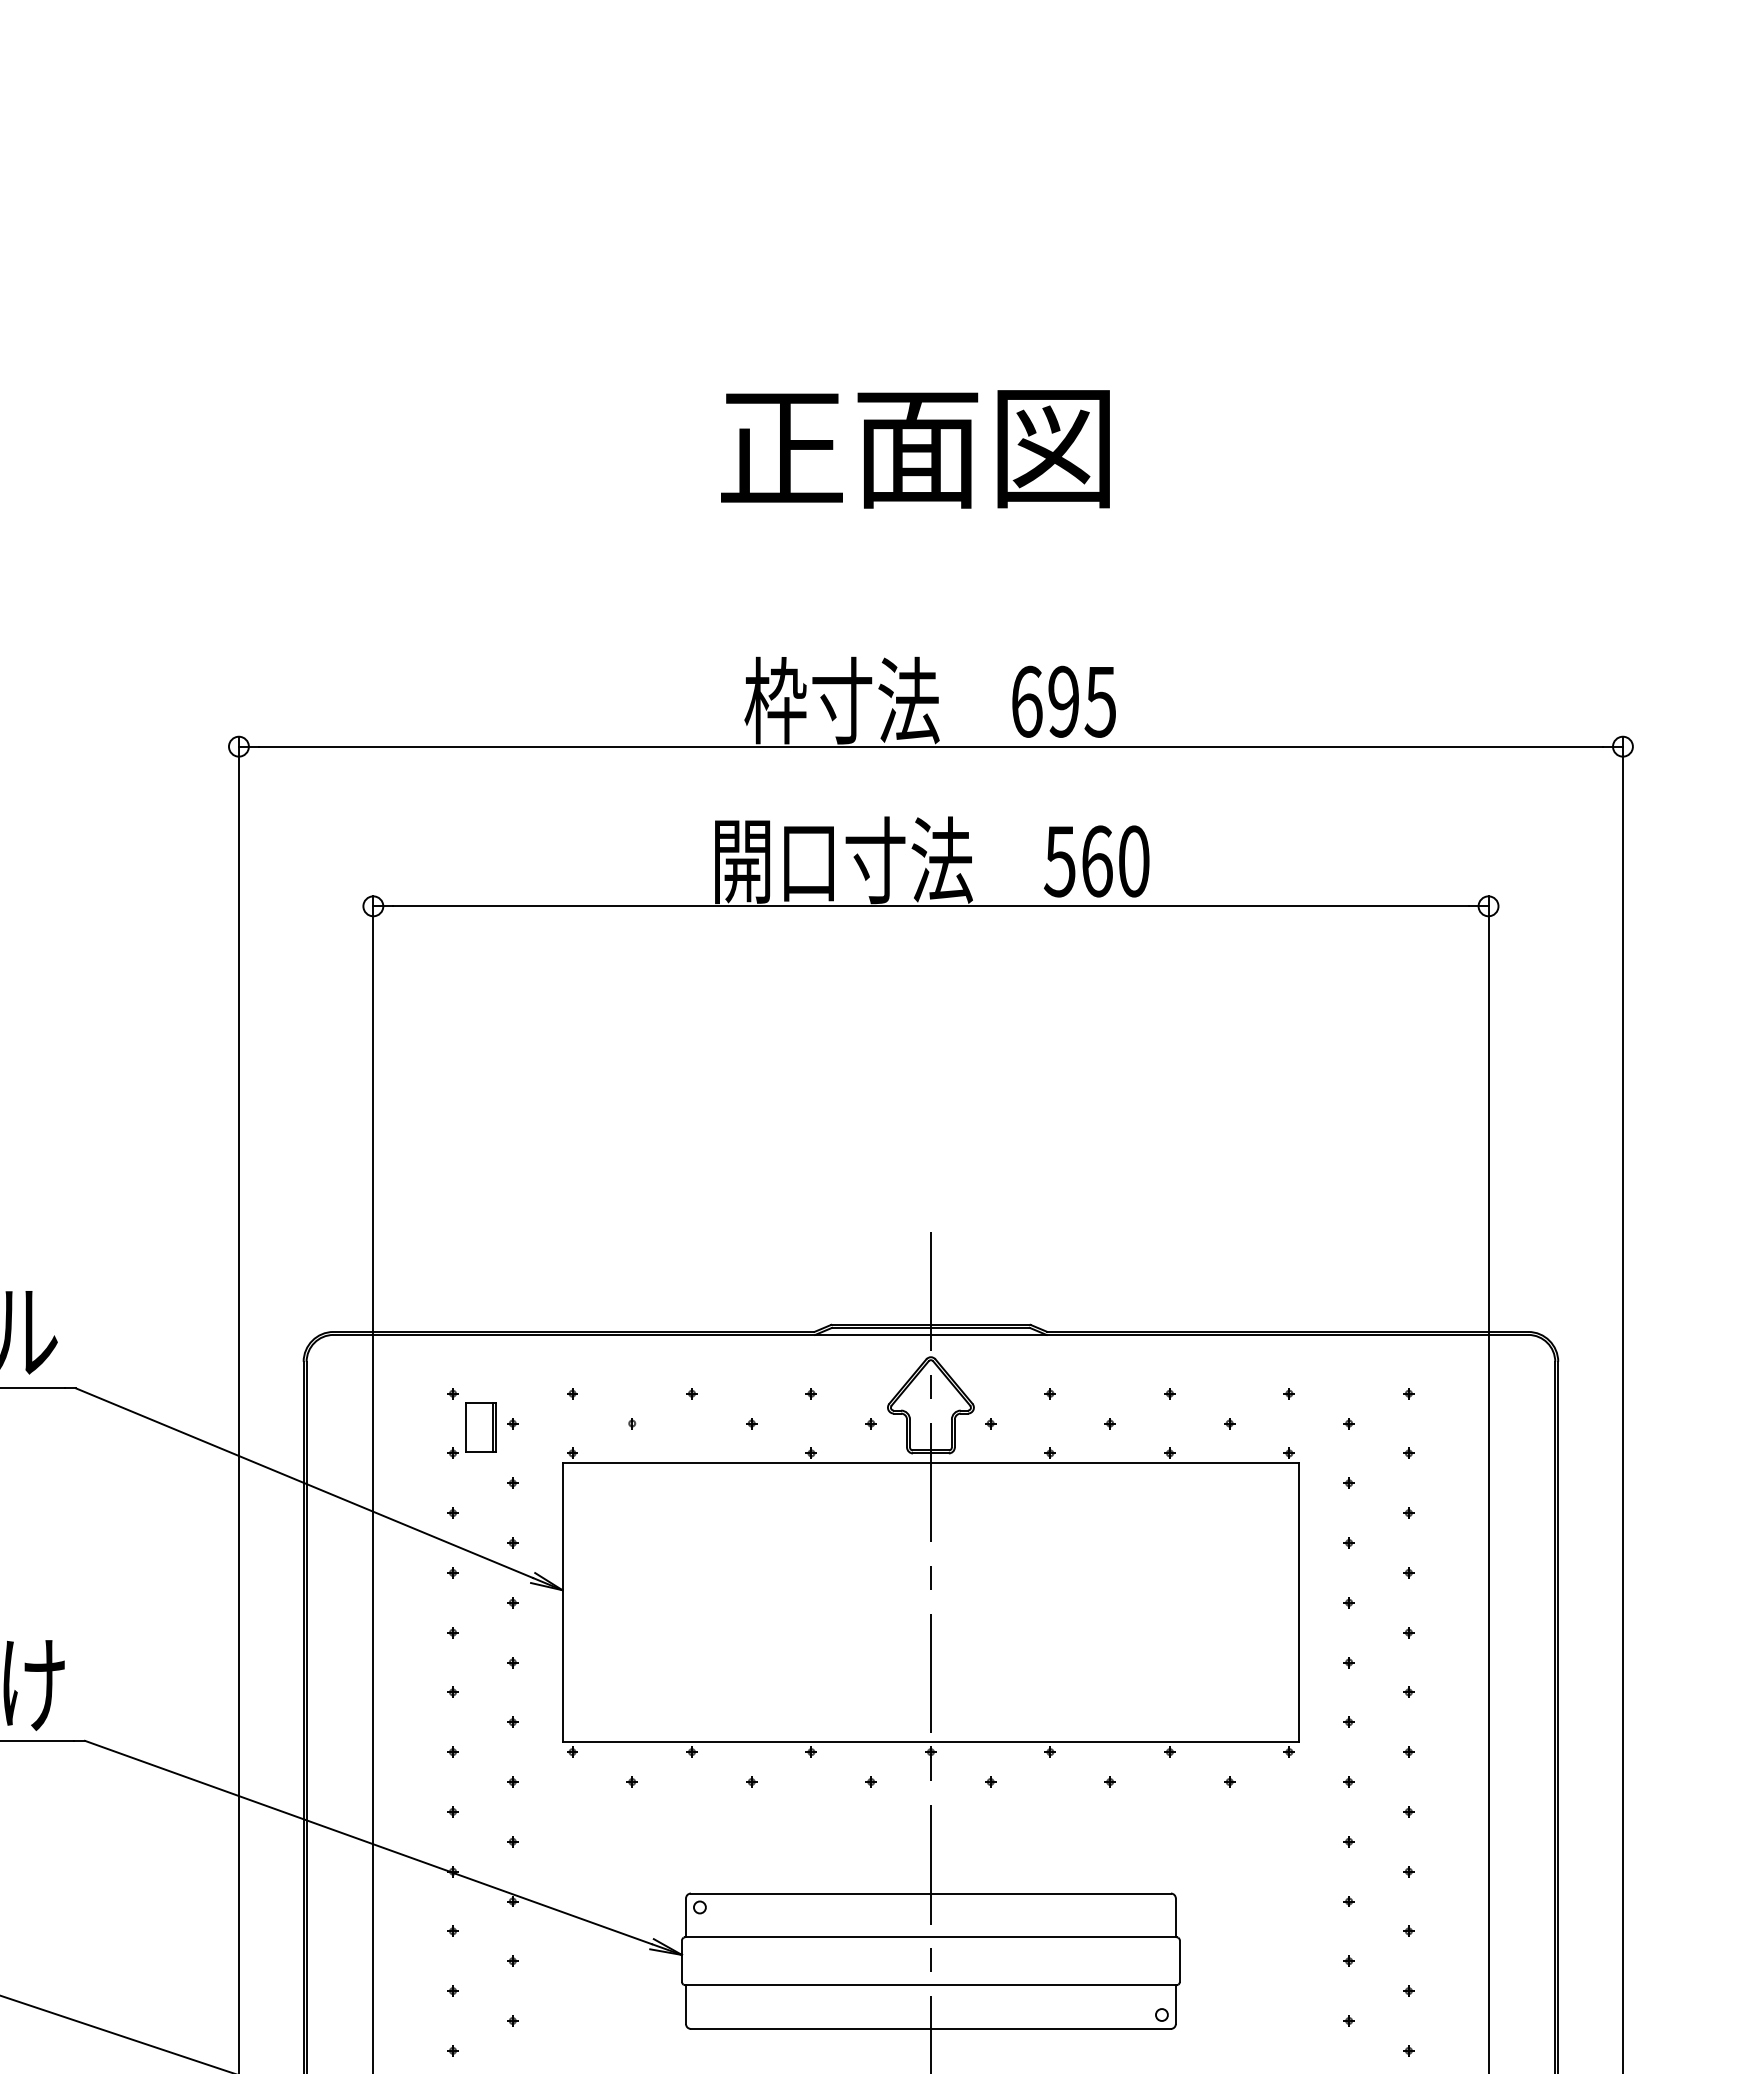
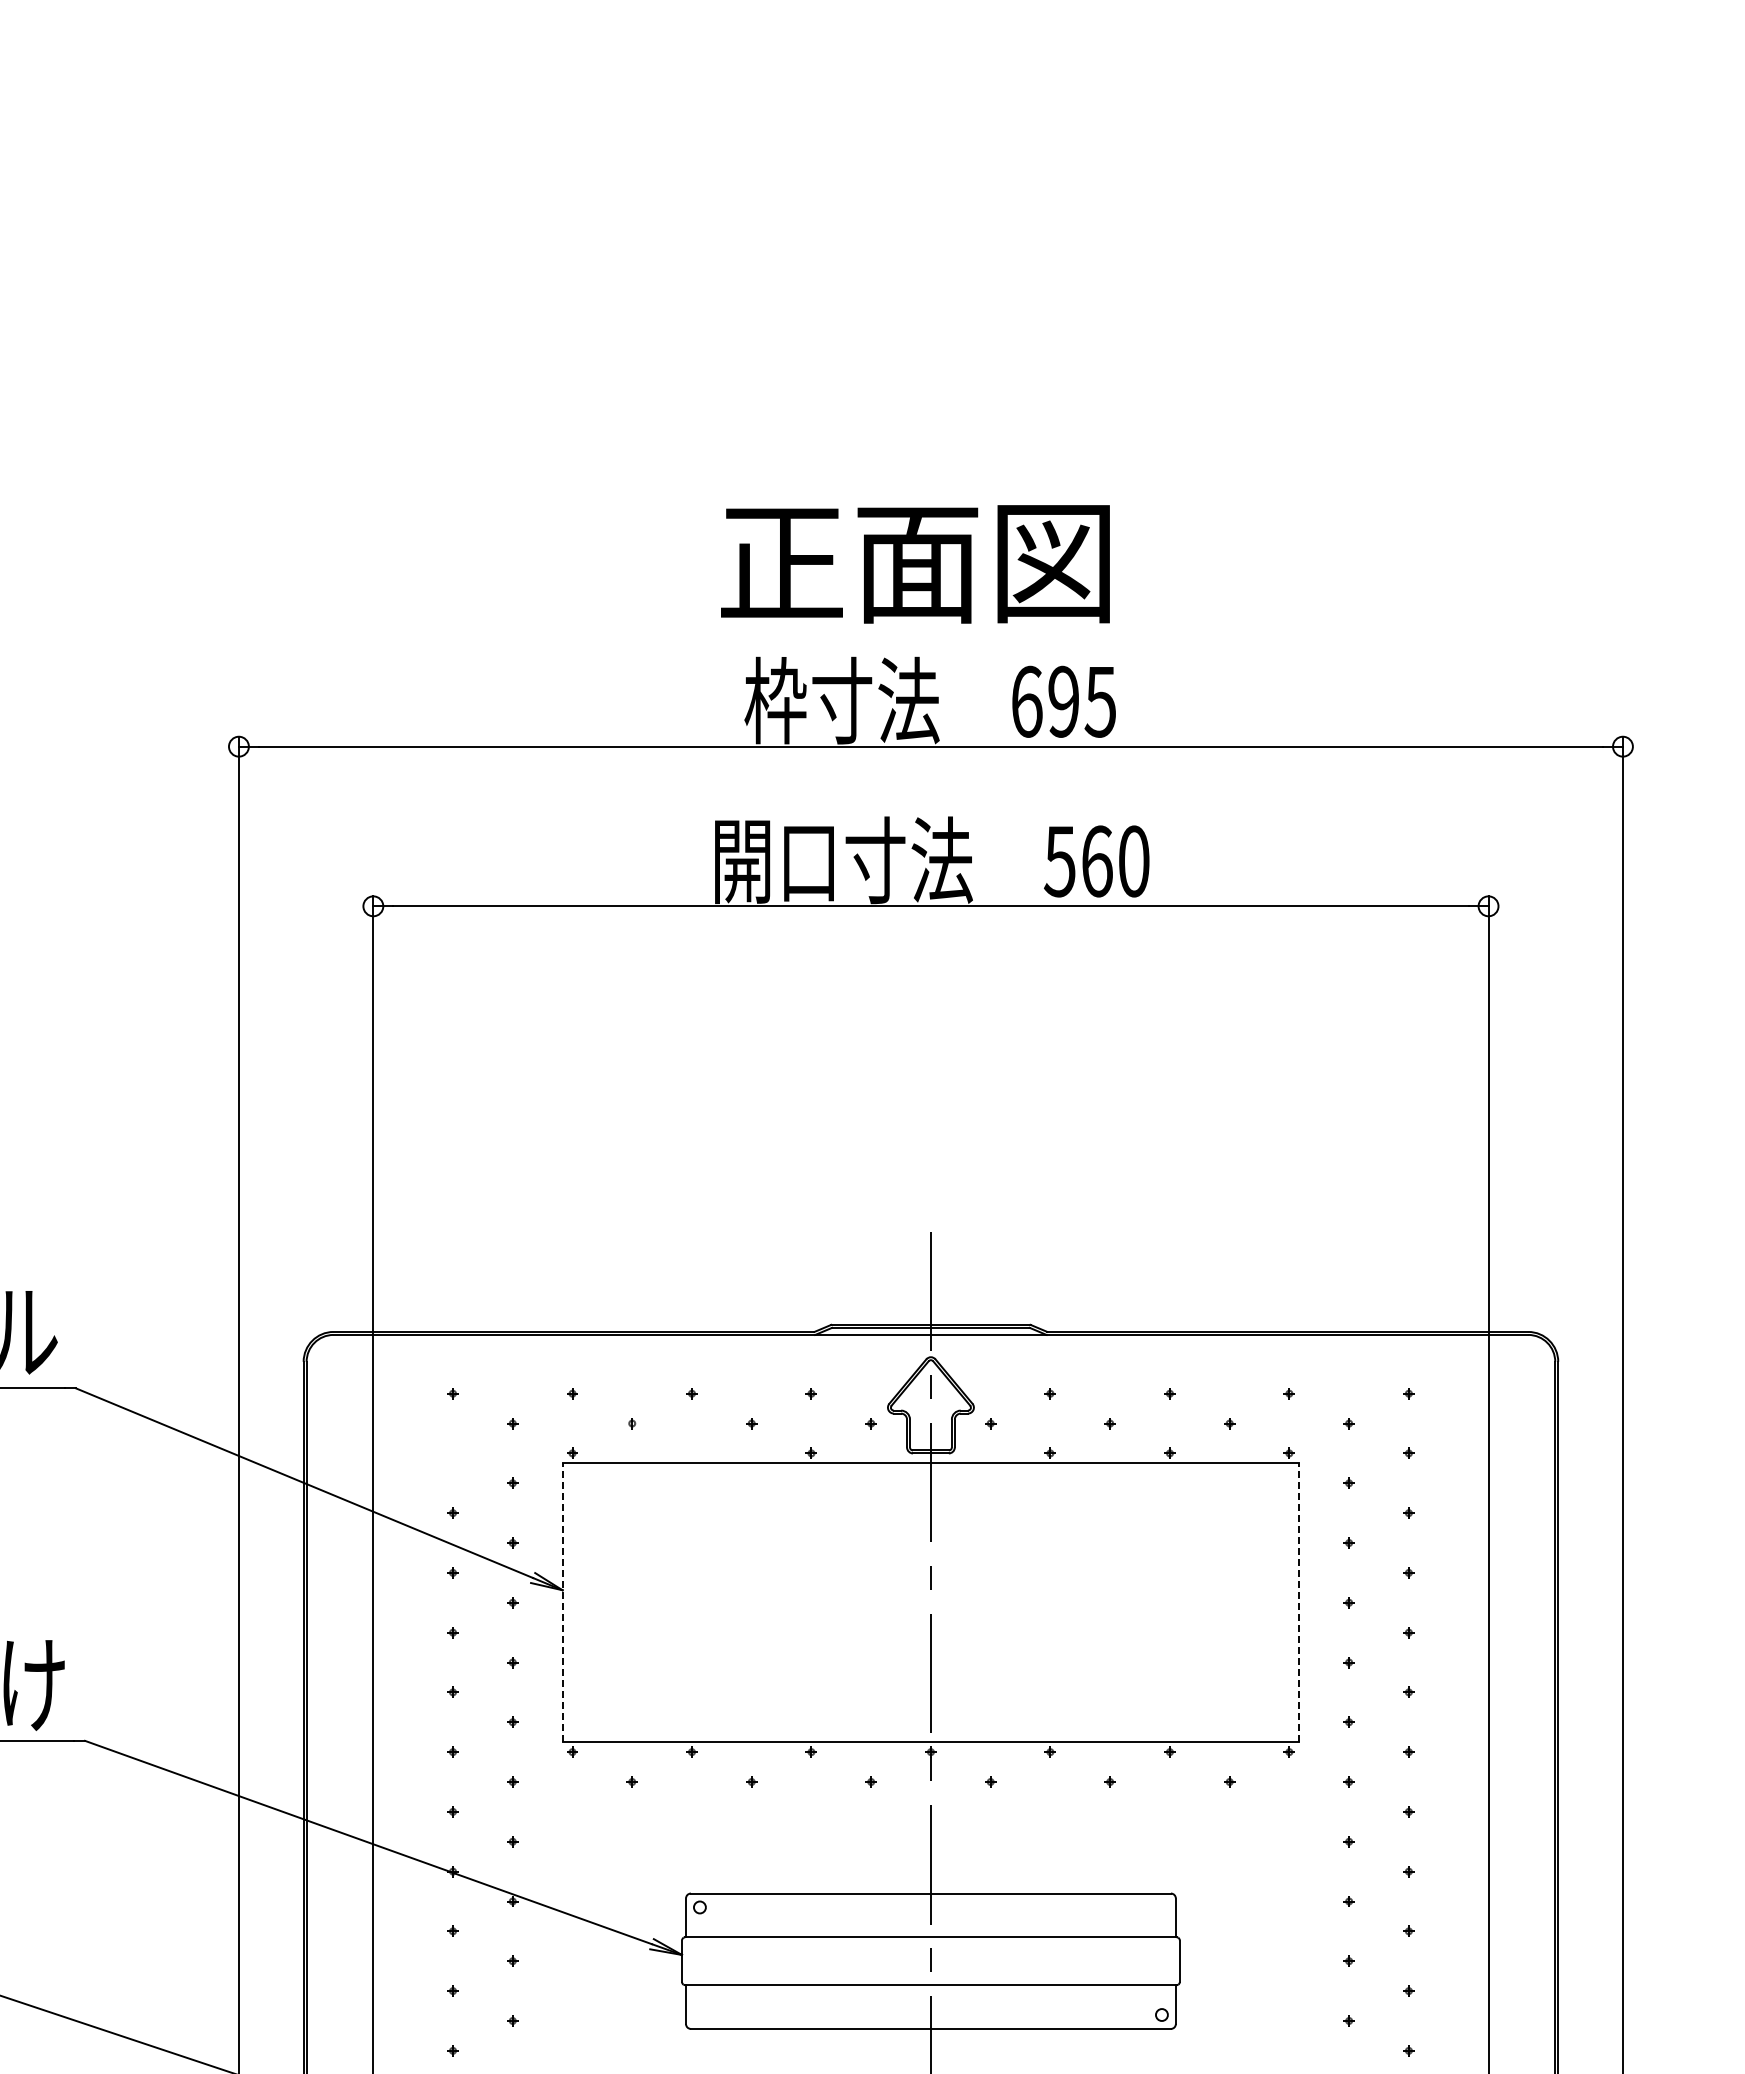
text position: (915, 449) -> (915, 564) (915, 564)
part: present -> none (471, 1430)
line: solid -> dashed (562, 1602)
line: solid -> dashed (1299, 1602)
